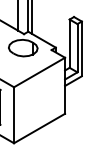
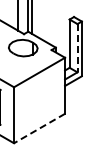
line: solid -> dashed (77, 48)
line: solid -> dashed (39, 128)
